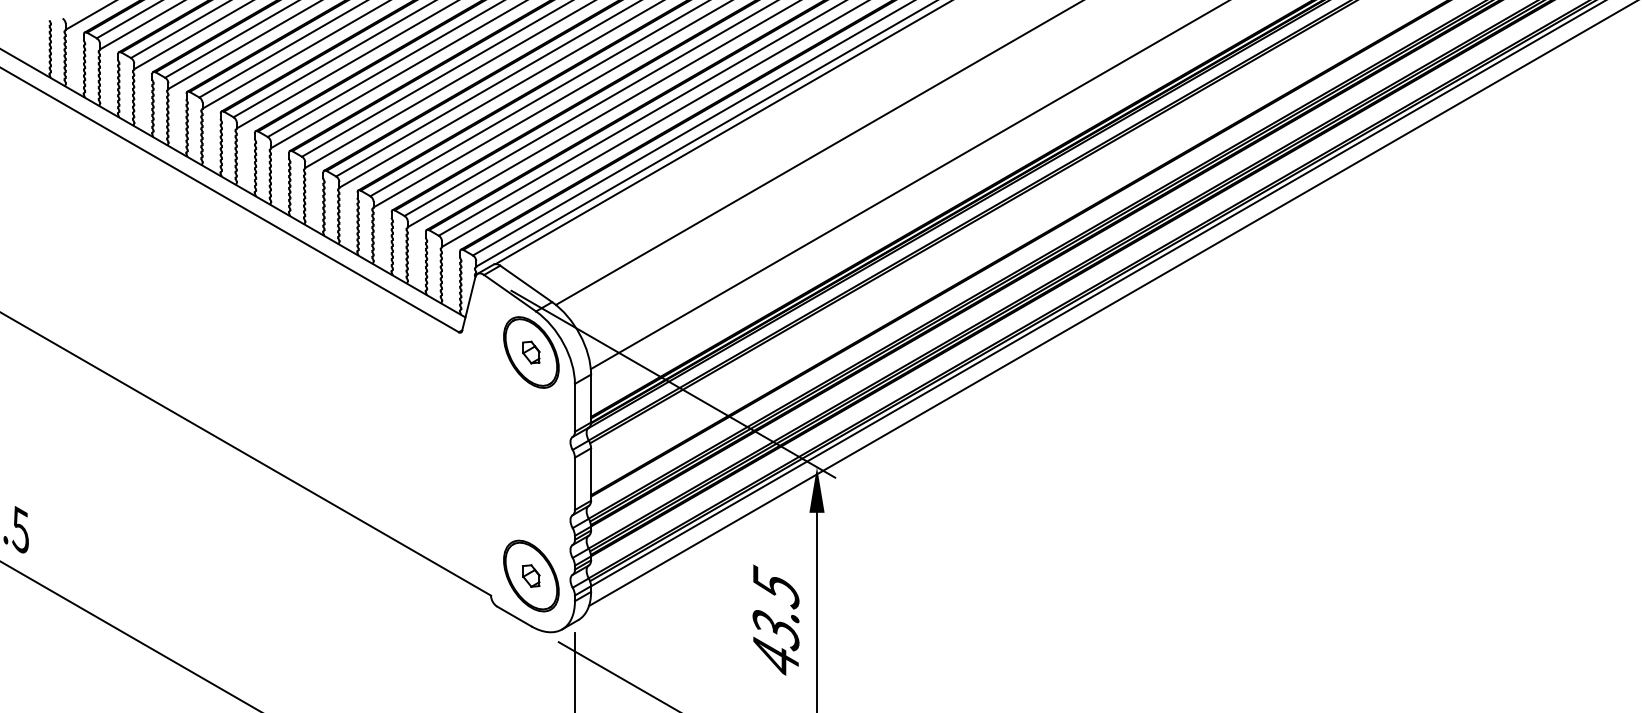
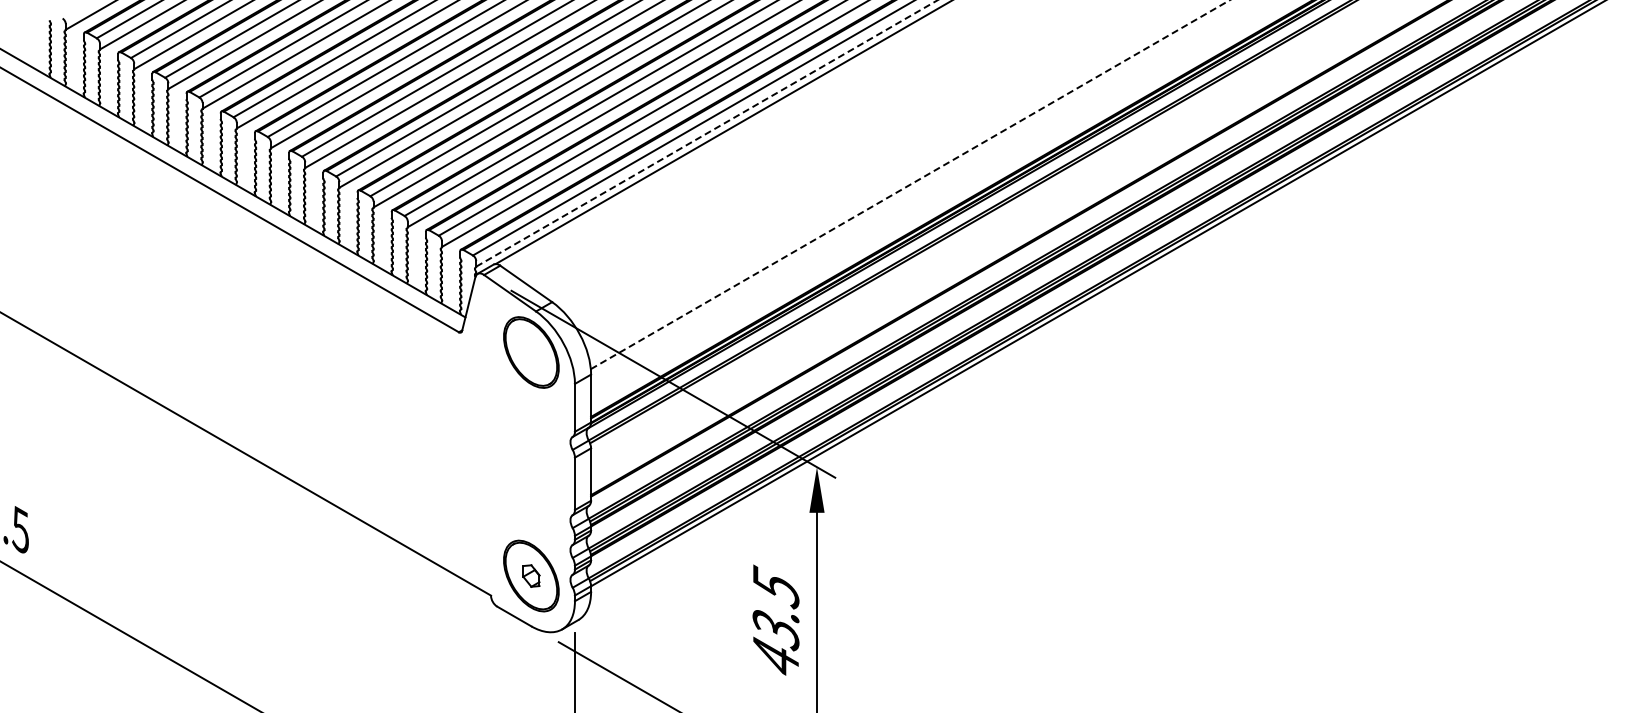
line: solid -> dashed (707, 133)
line: present -> none (817, 153)
line: solid -> dashed (910, 184)
line: present -> none (1111, 304)
part: present -> none (531, 352)
